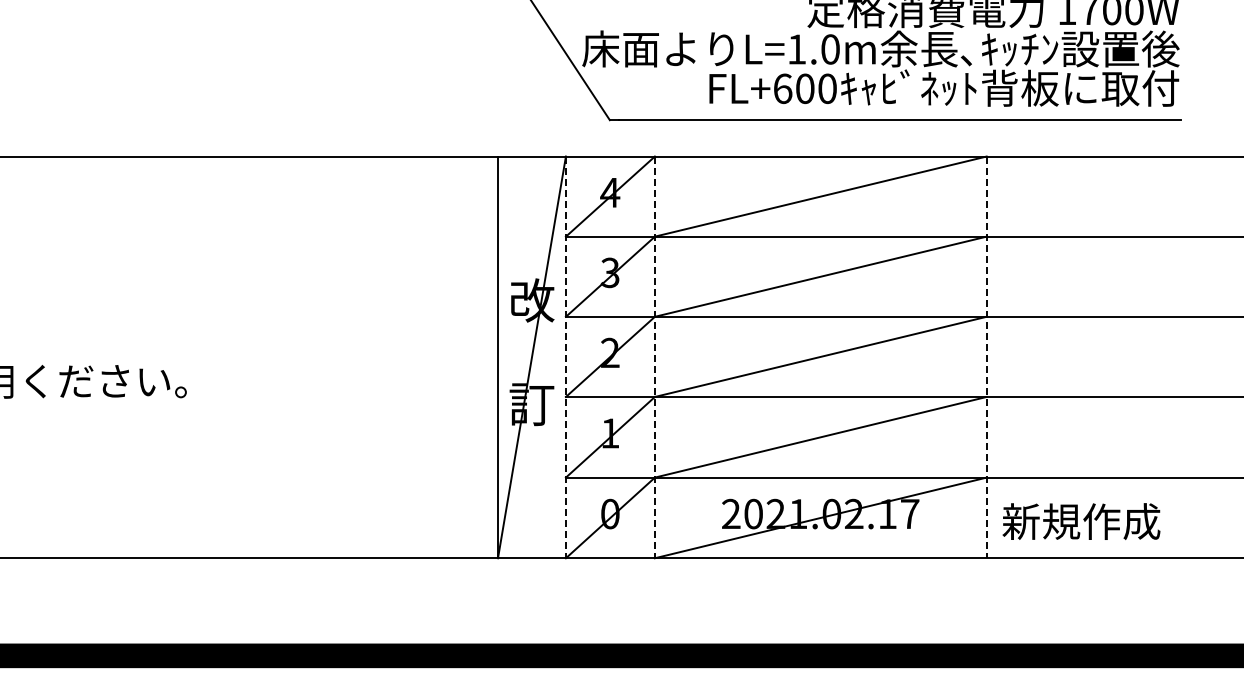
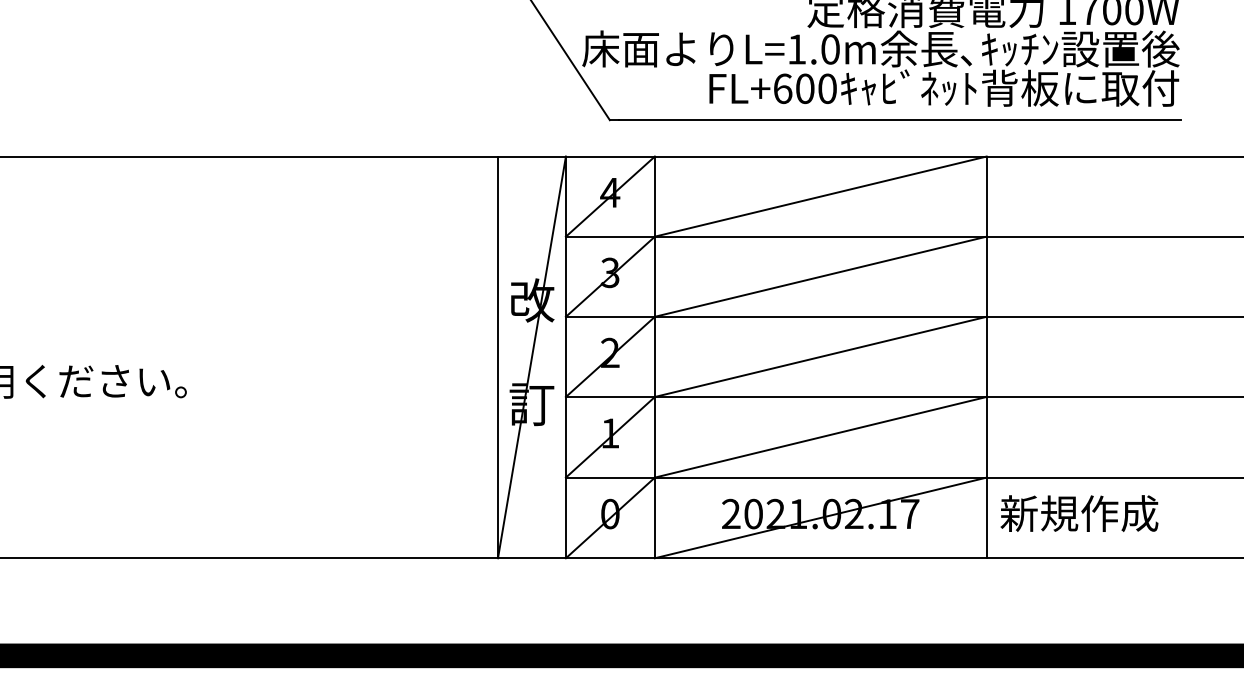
line: dashed -> solid (565, 357)
line: dashed -> solid (654, 357)
line: dashed -> solid (986, 357)
text position: (1081, 521) -> (1079, 513) (1079, 513)
